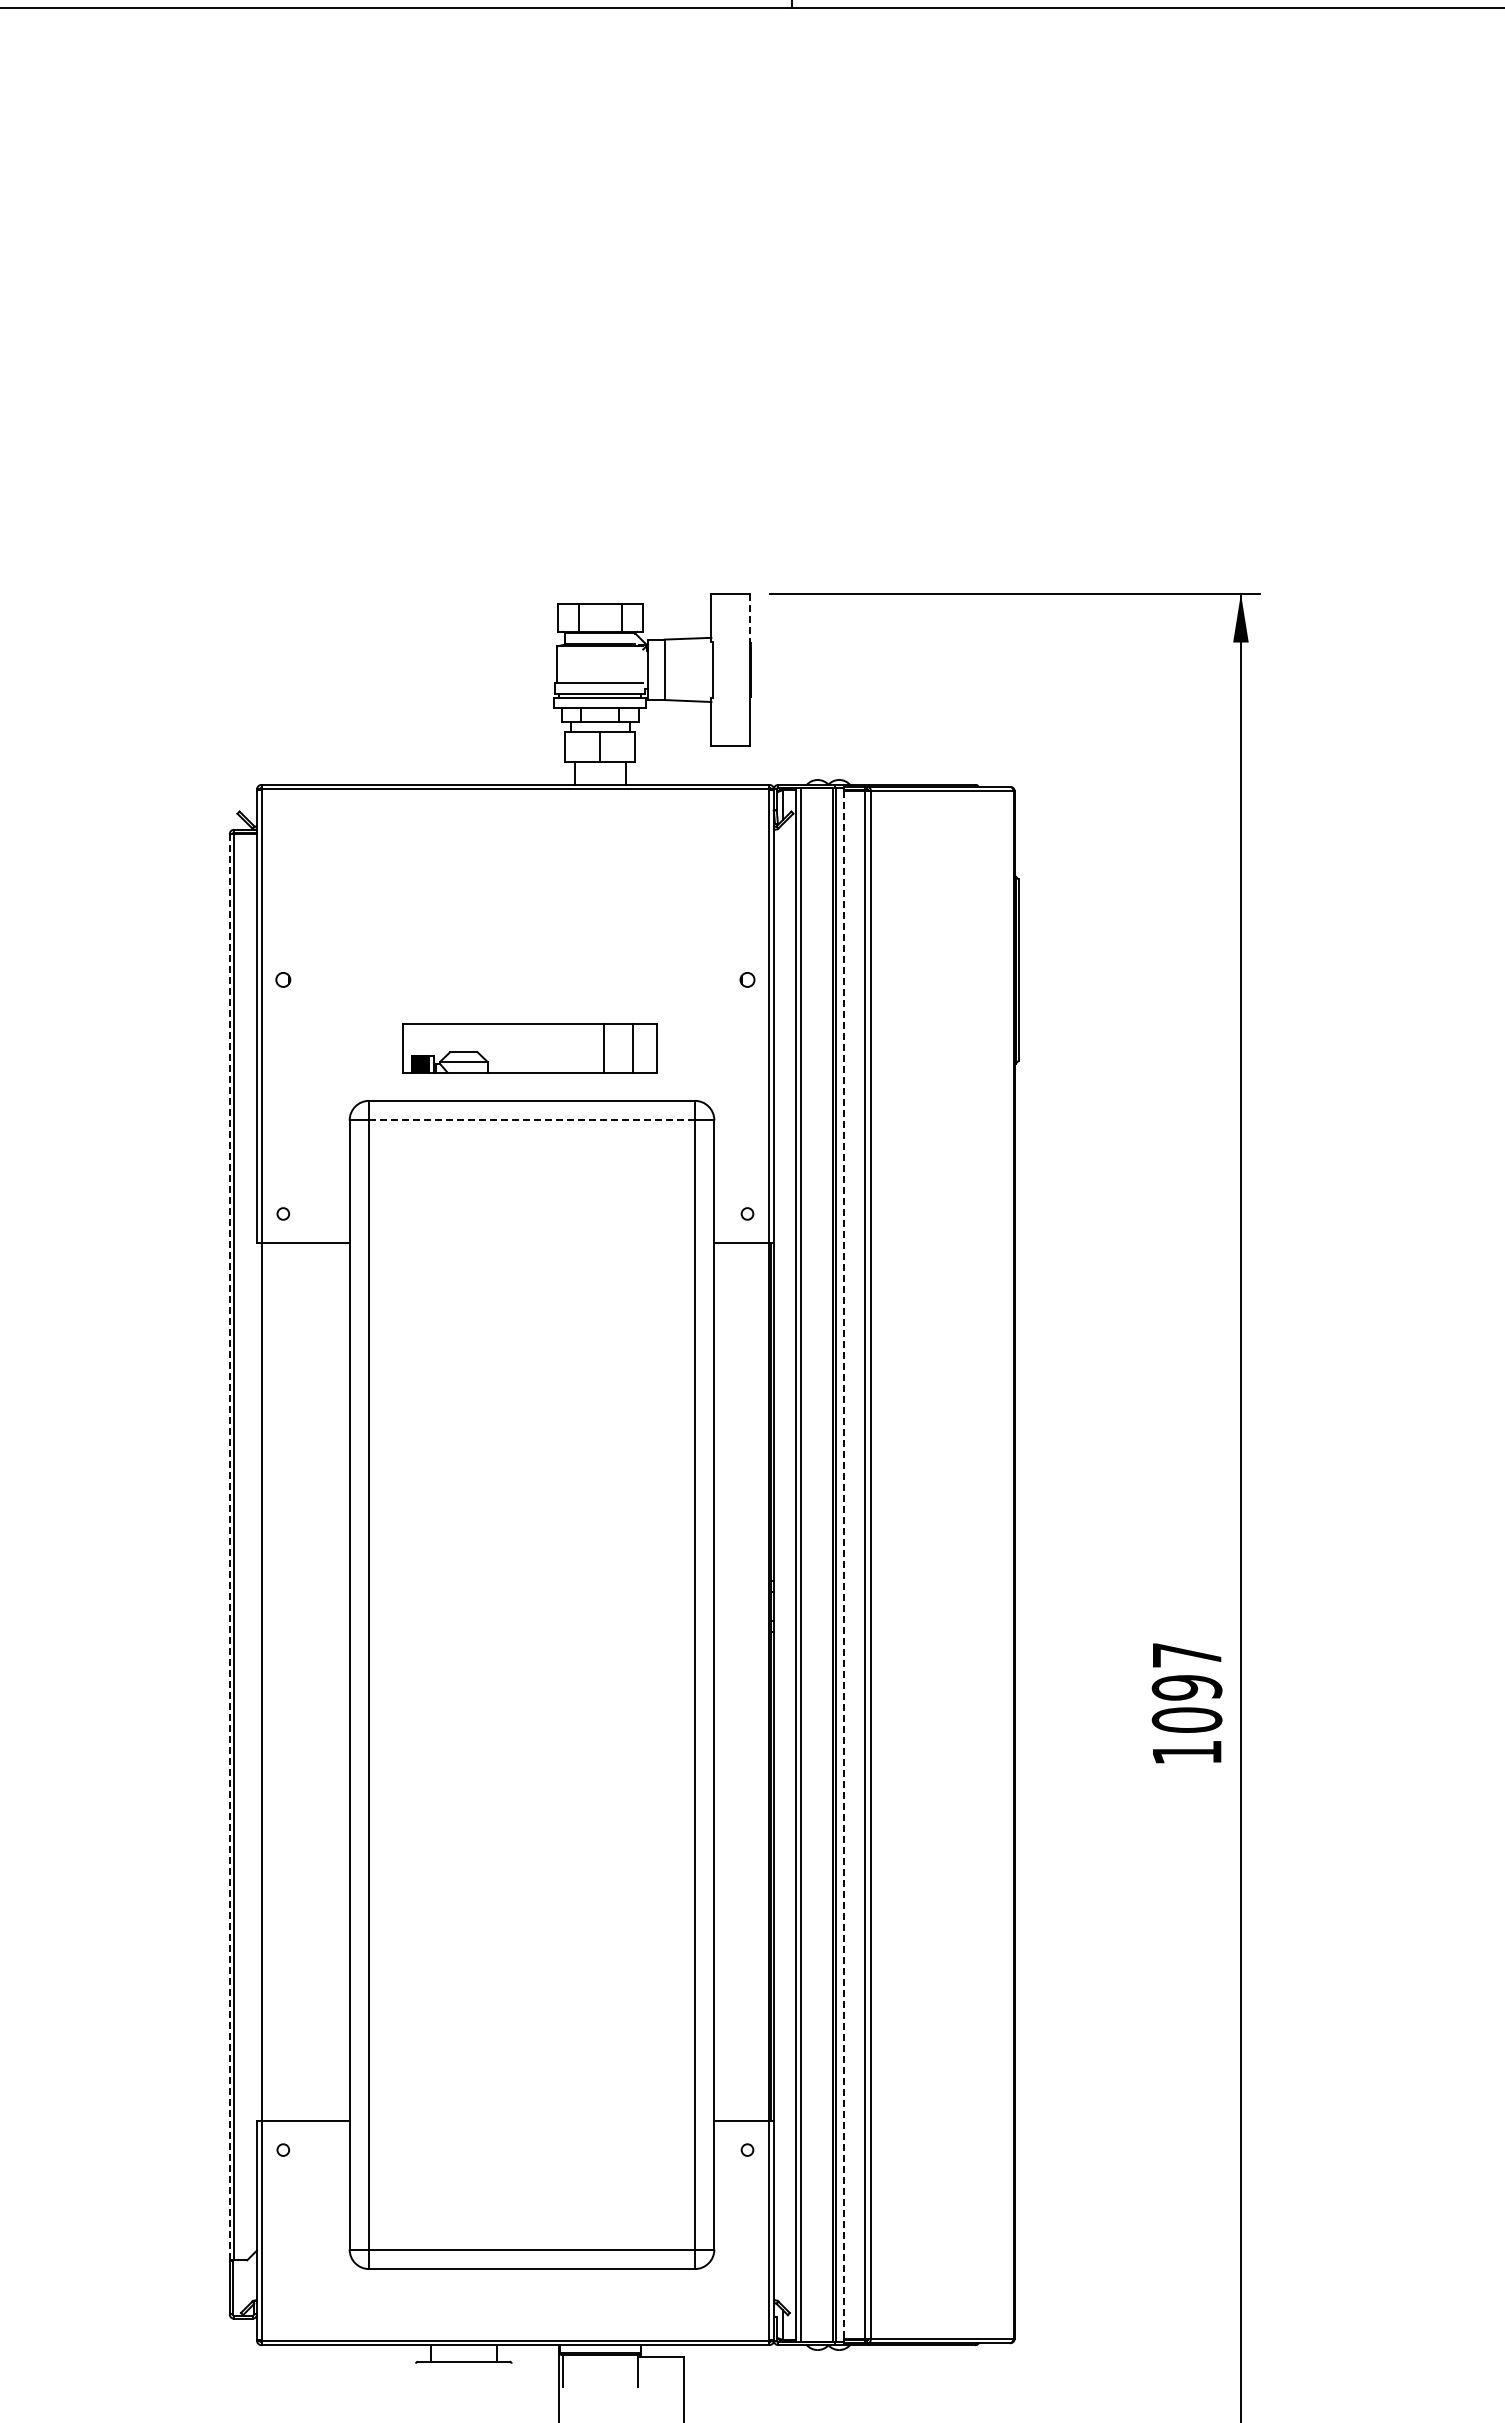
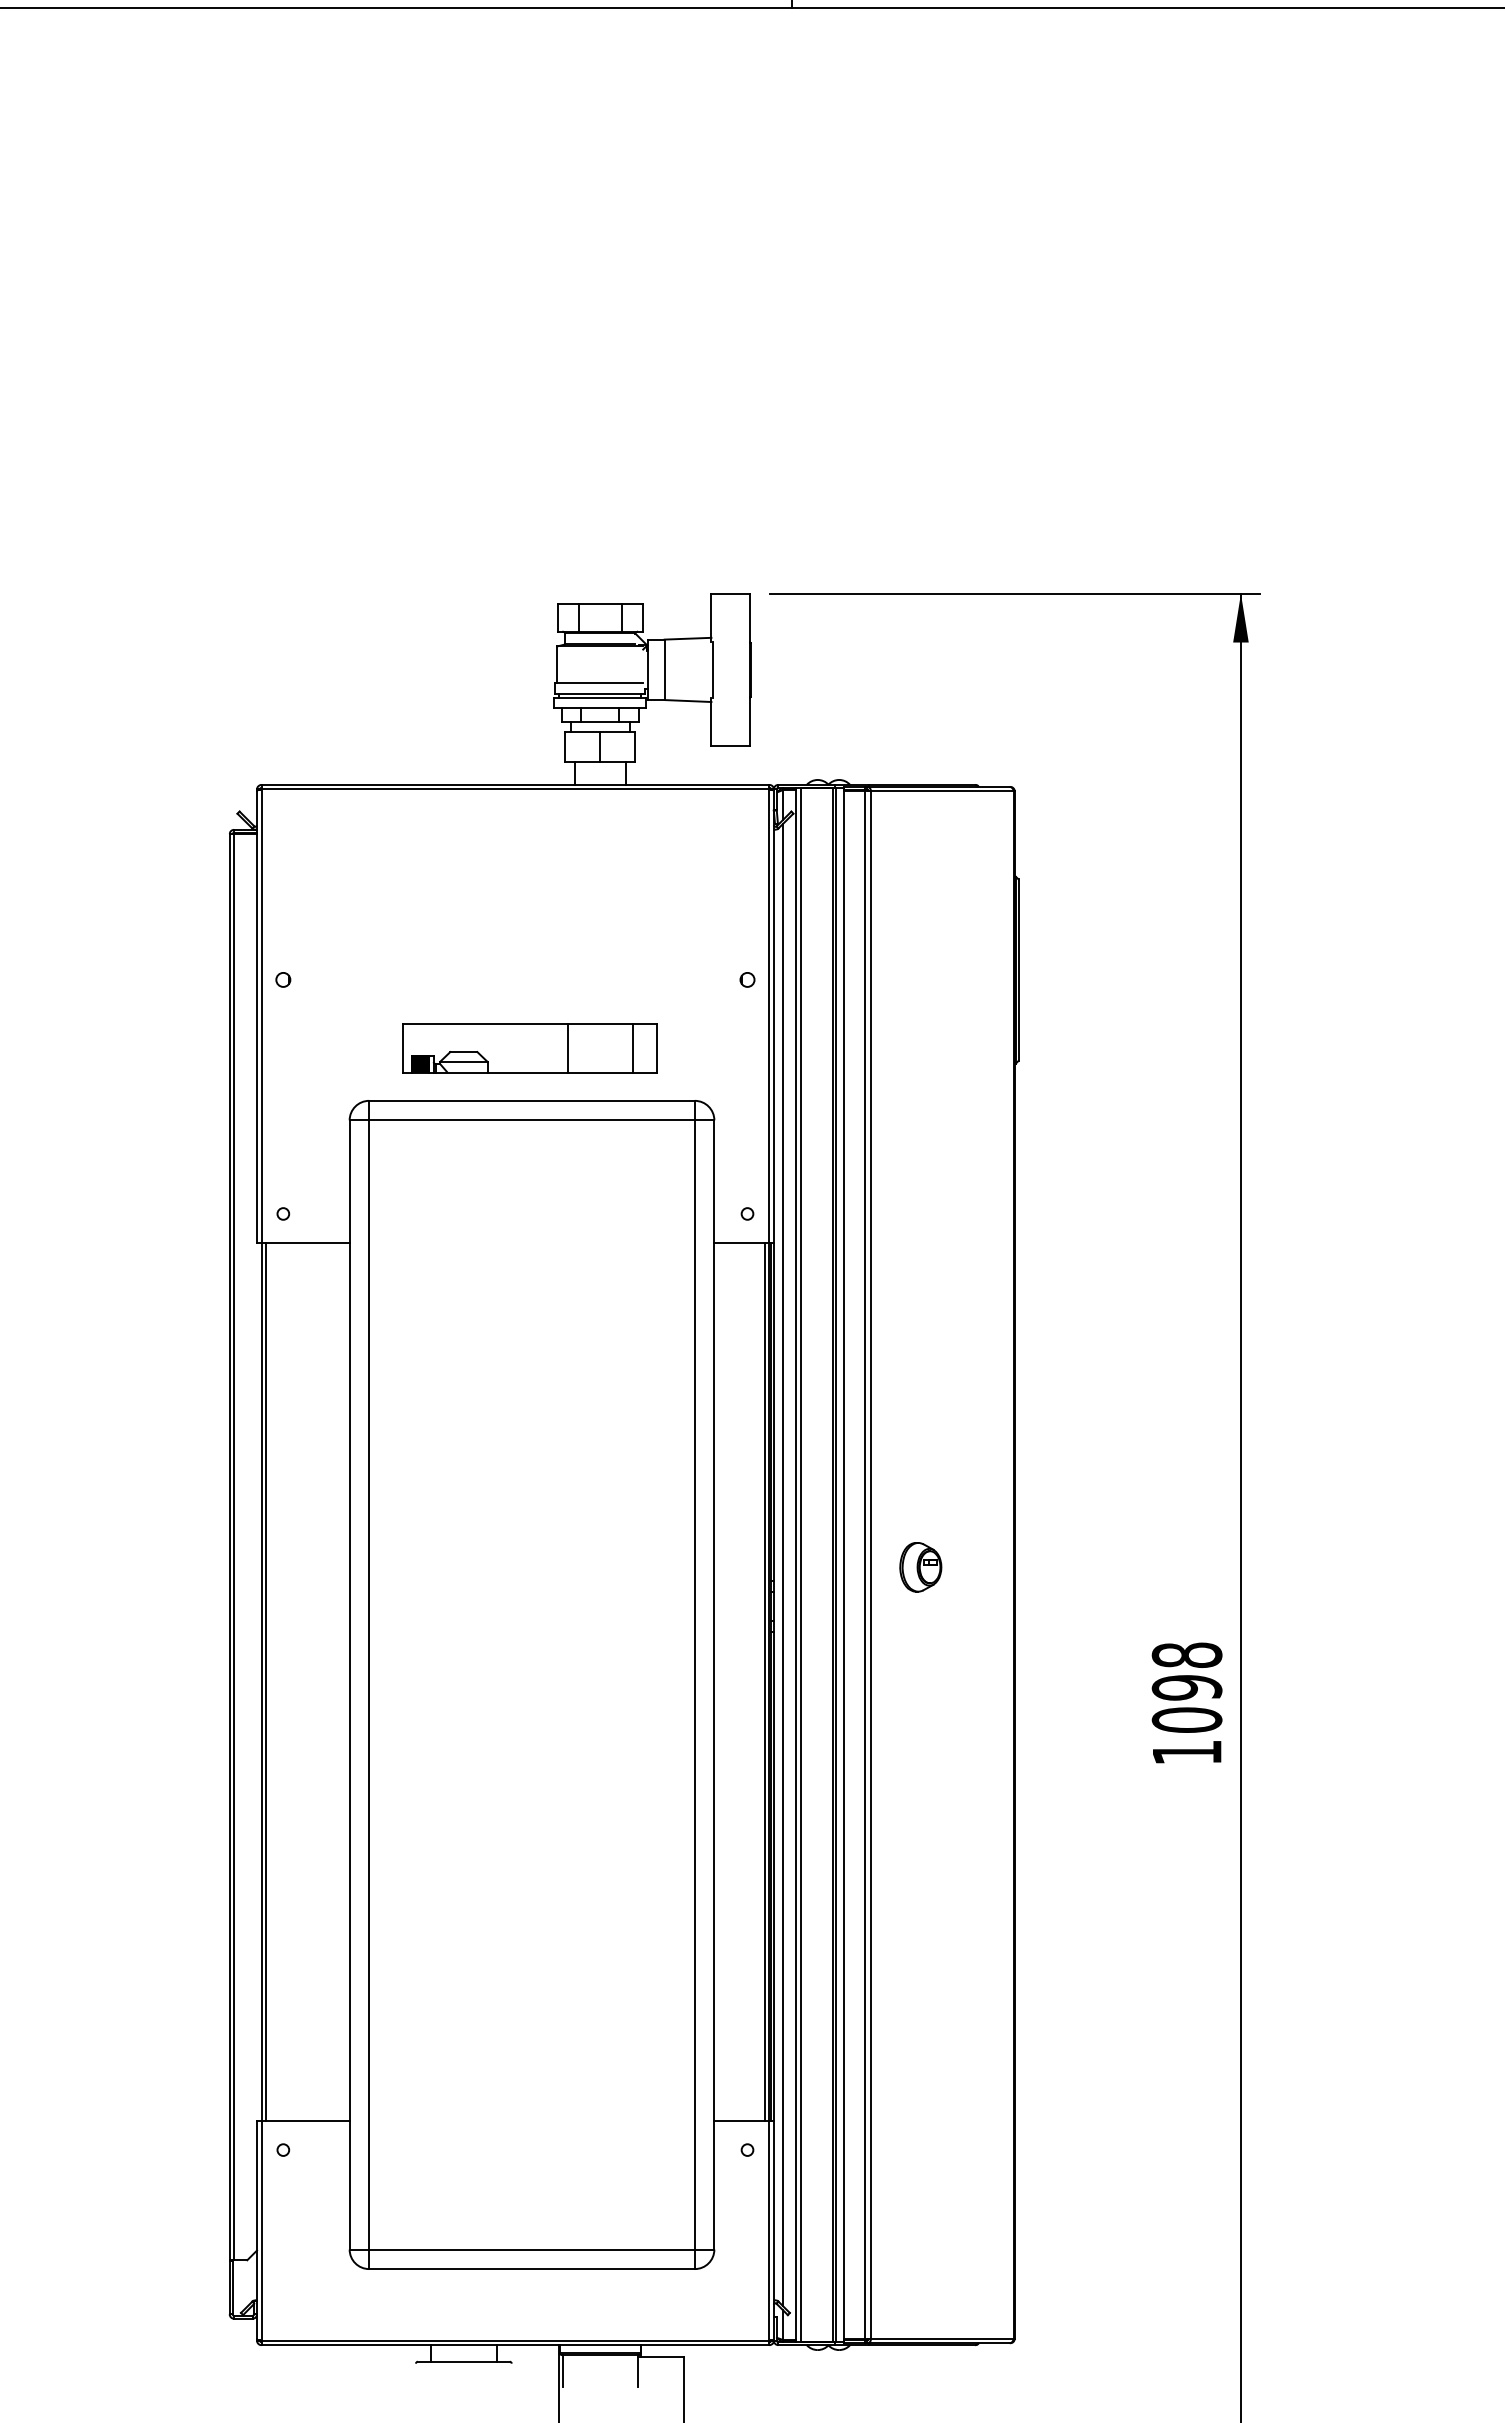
line: dashed -> solid (750, 617)
line position: (603, 1047) -> (567, 1047) (567, 1047)
line: dashed -> solid (532, 1120)
line: dashed -> solid (229, 1546)
line: none -> present (782, 1564)
line: dashed -> solid (844, 1565)
part: none -> present (920, 1567)
text: 1097 -> 1098 (1186, 1654)
line: none -> present (266, 1681)
line: none -> present (764, 1681)
